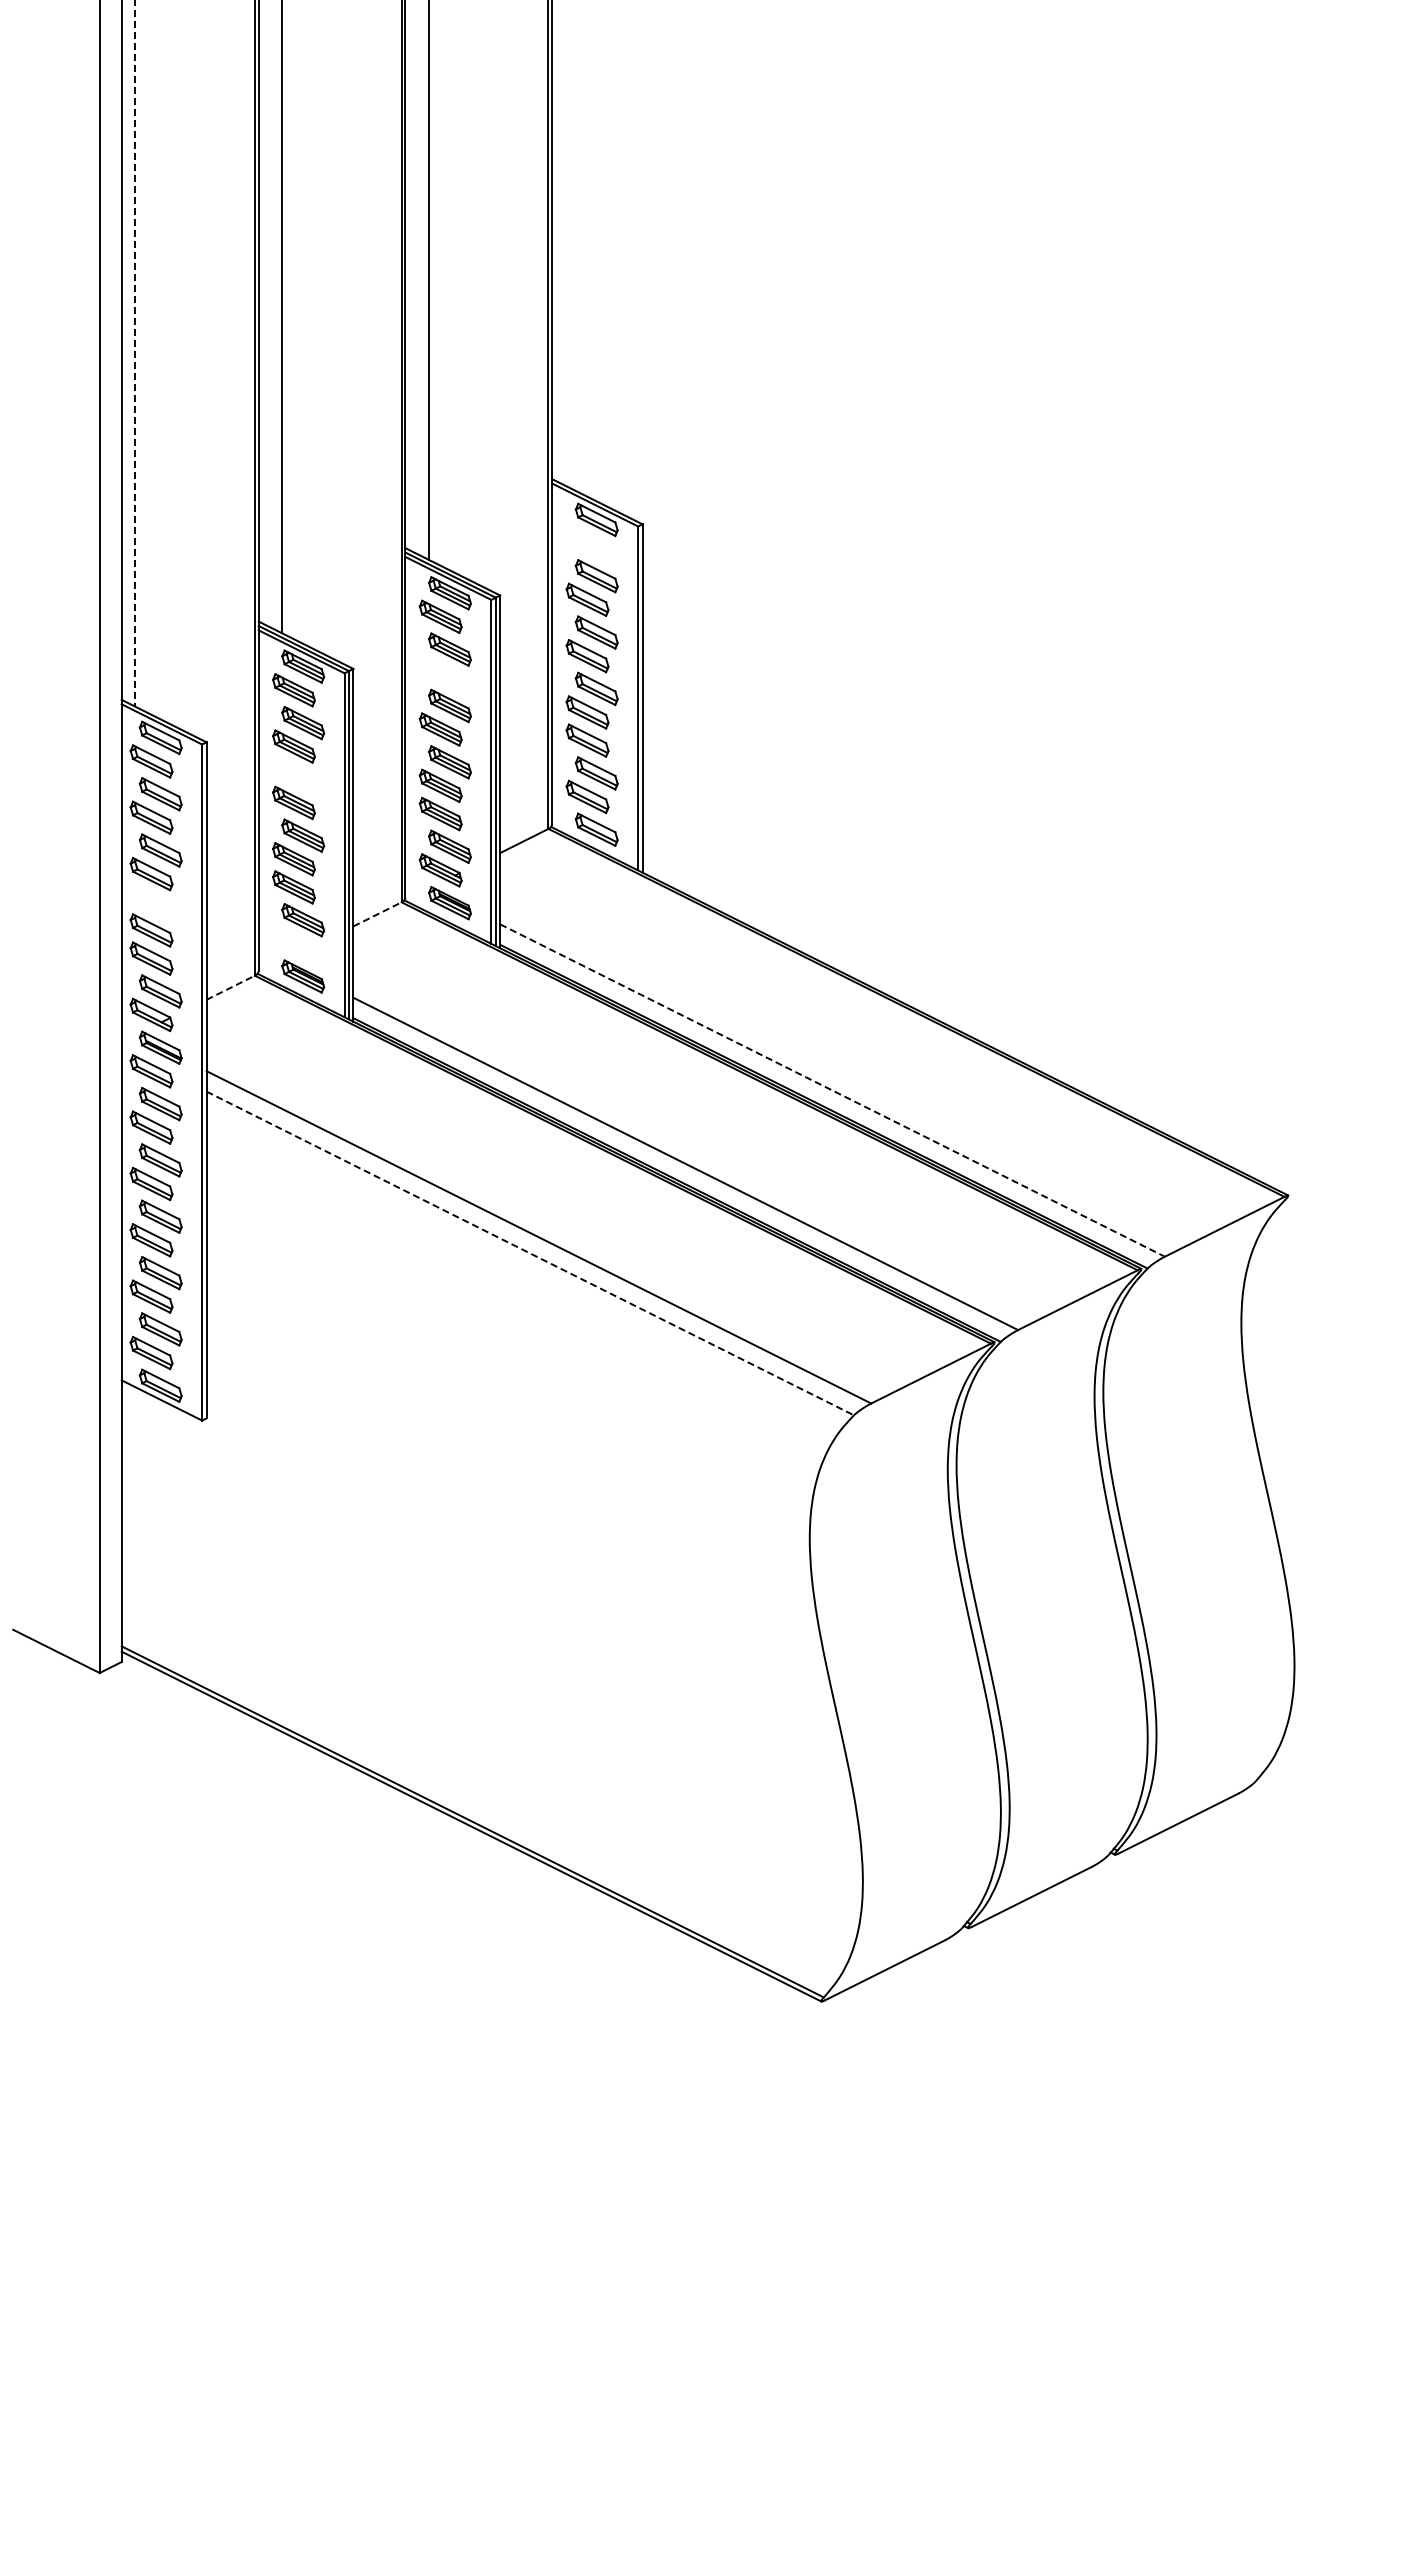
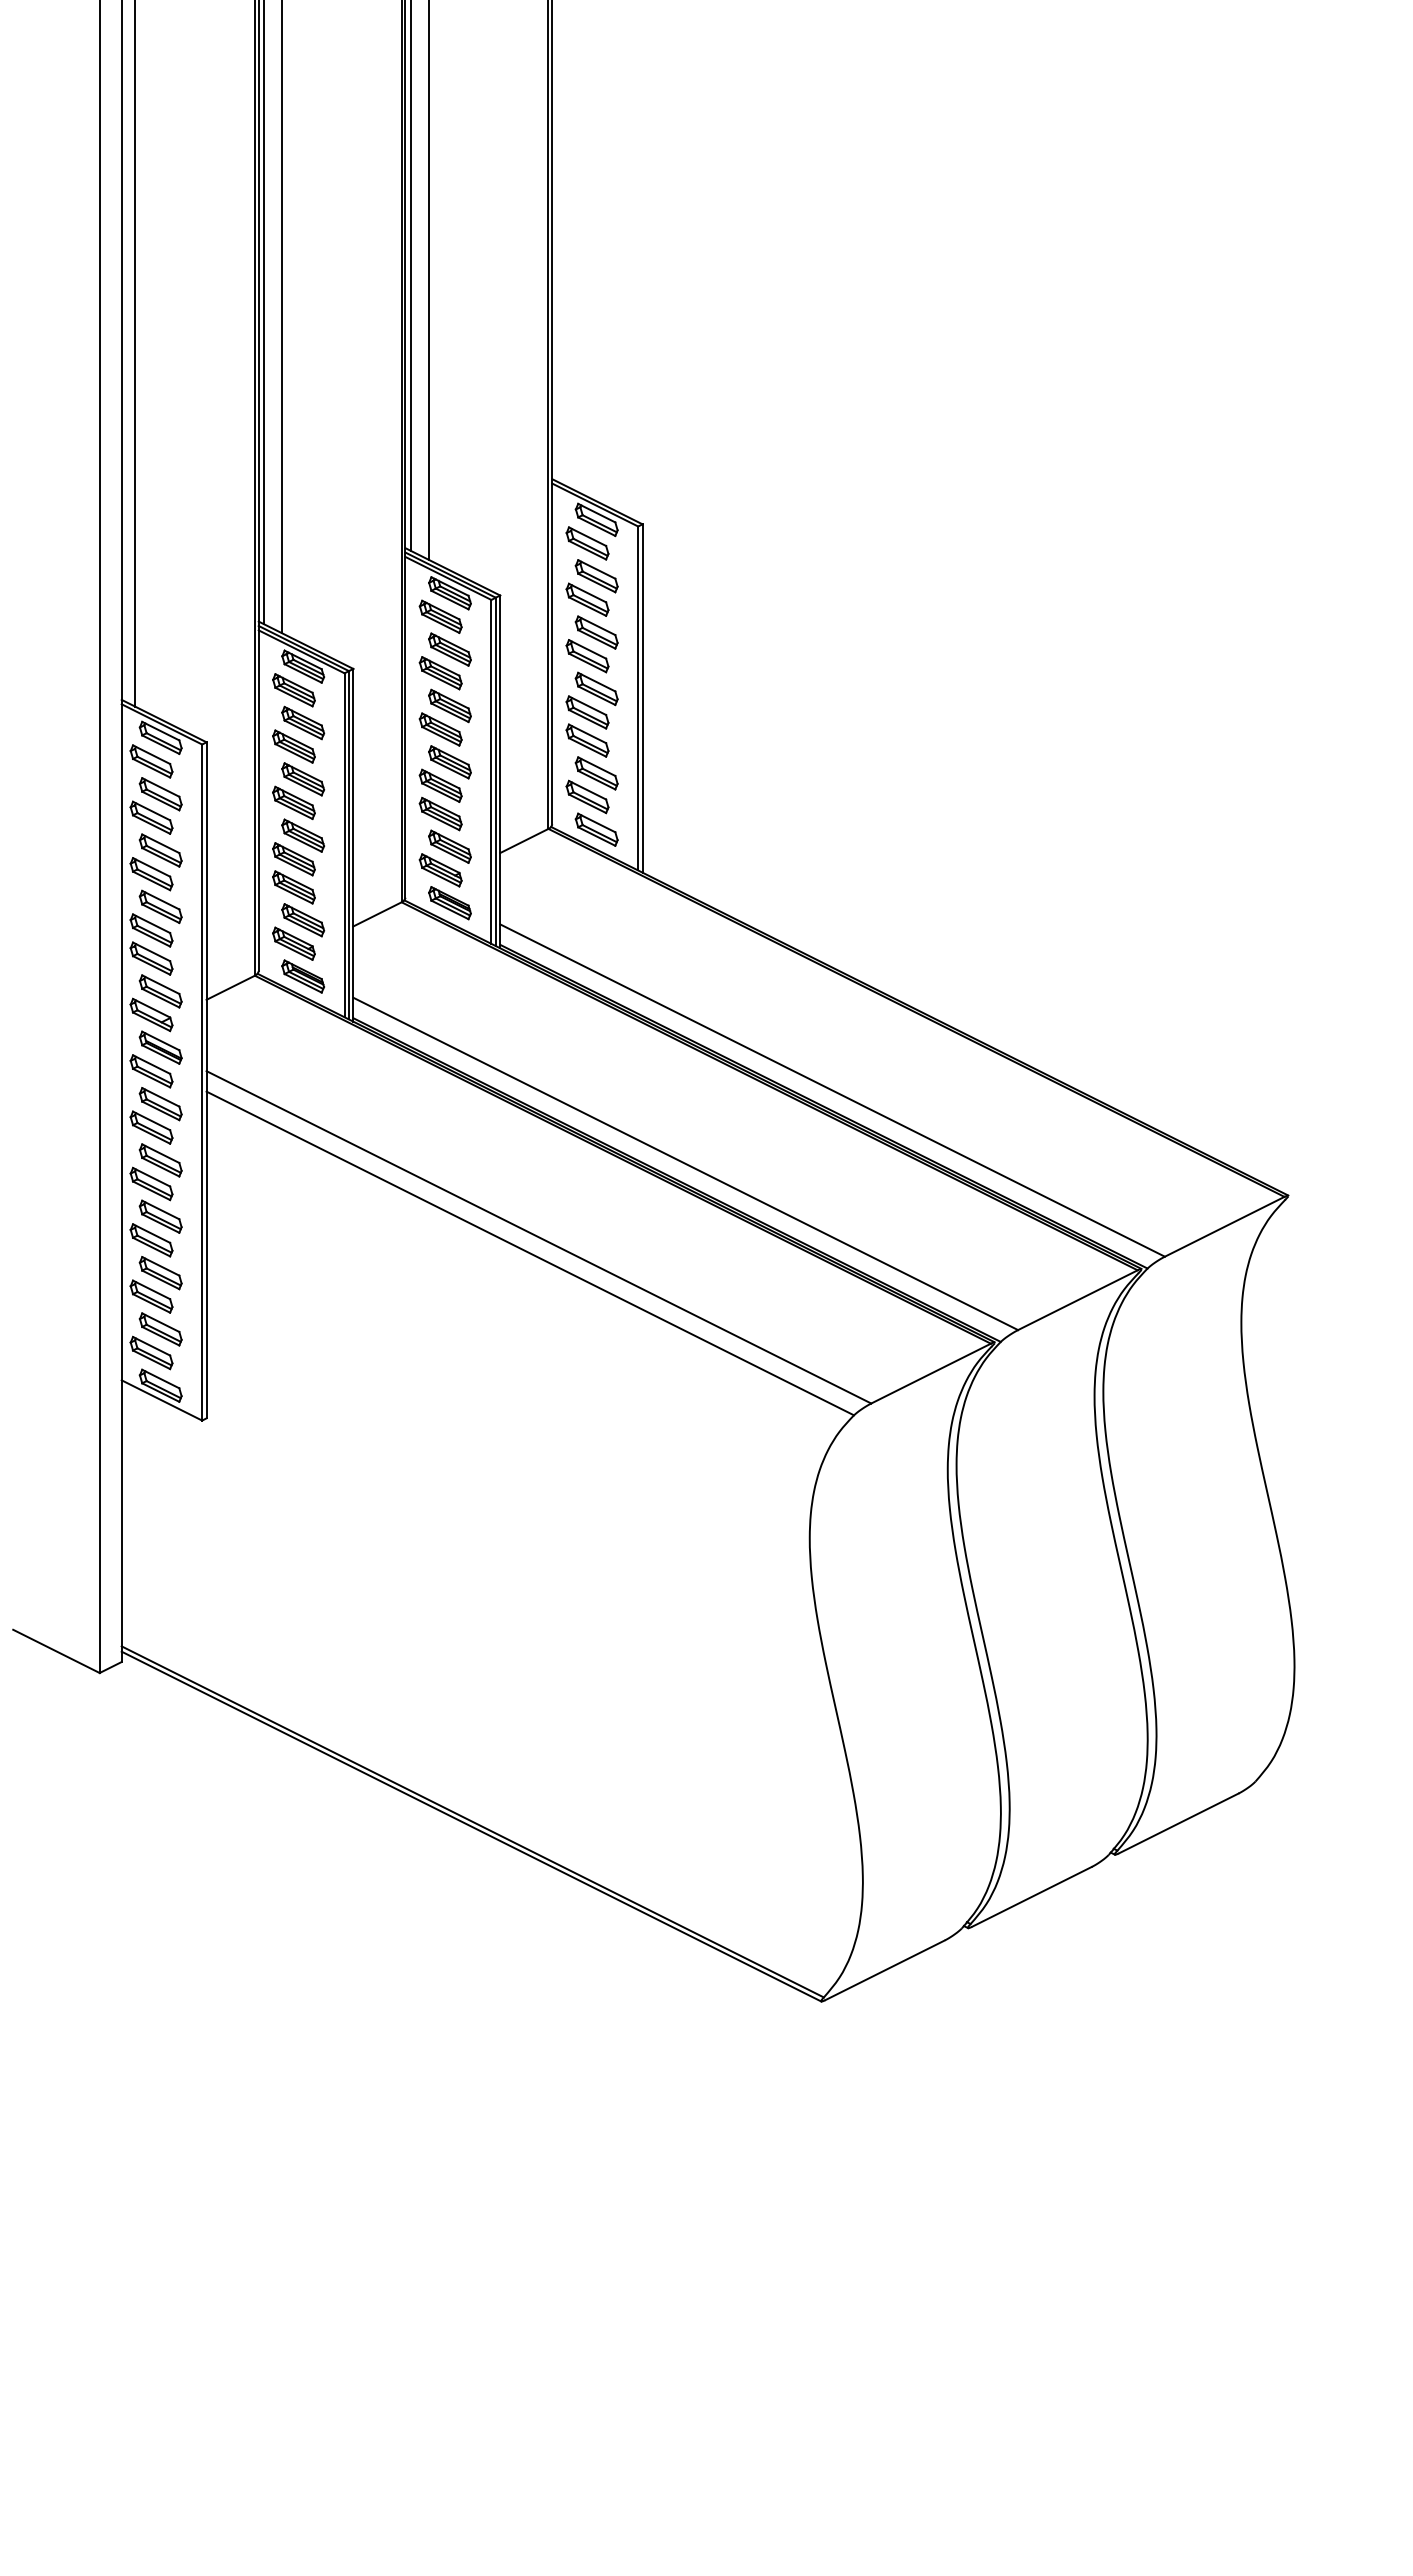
line: none -> present (410, 276)
line: none -> present (263, 313)
line: dashed -> solid (135, 353)
part: none -> present (587, 543)
part: none -> present (440, 673)
part: none -> present (303, 779)
part: none -> present (160, 906)
line: dashed -> solid (377, 914)
part: none -> present (293, 943)
line: dashed -> solid (231, 987)
line: dashed -> solid (832, 1090)
line: dashed -> solid (530, 1253)
